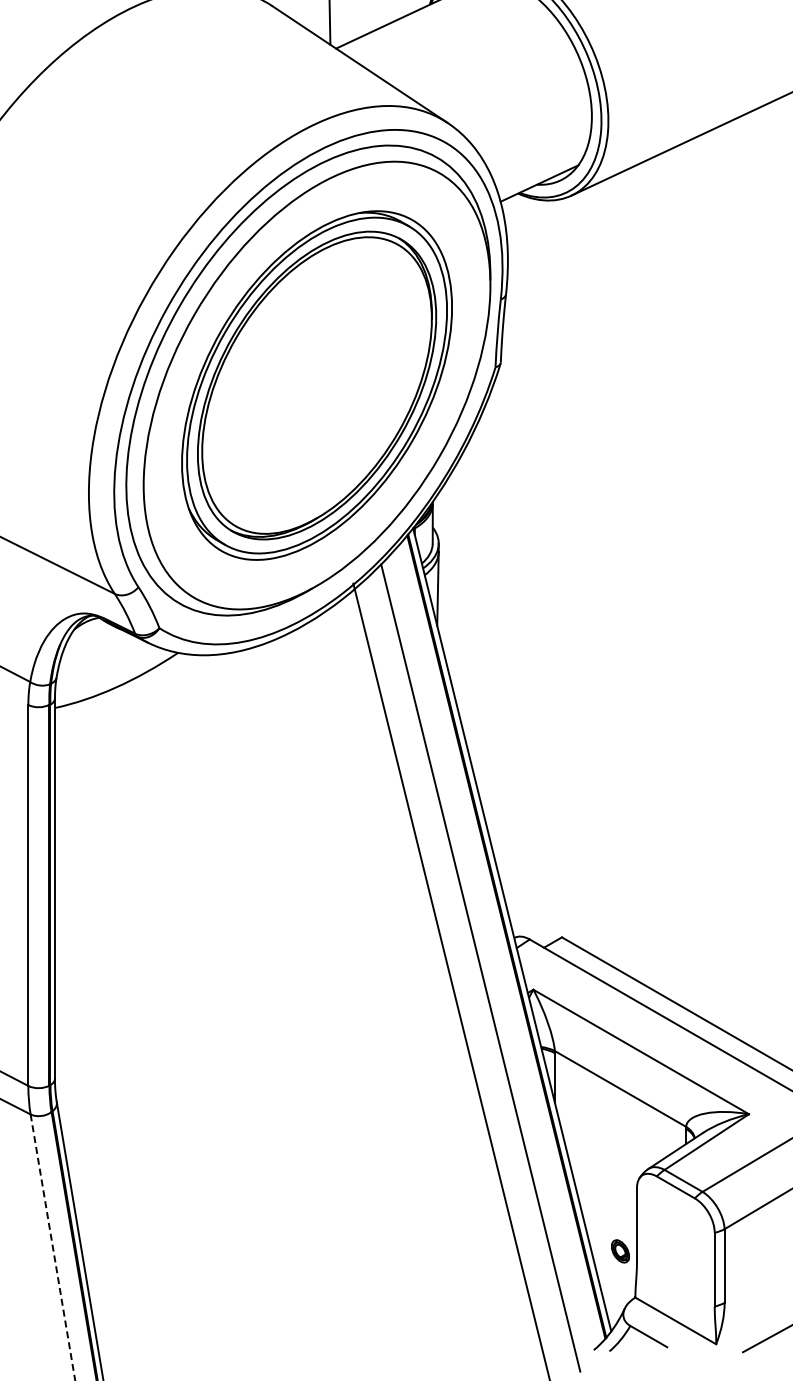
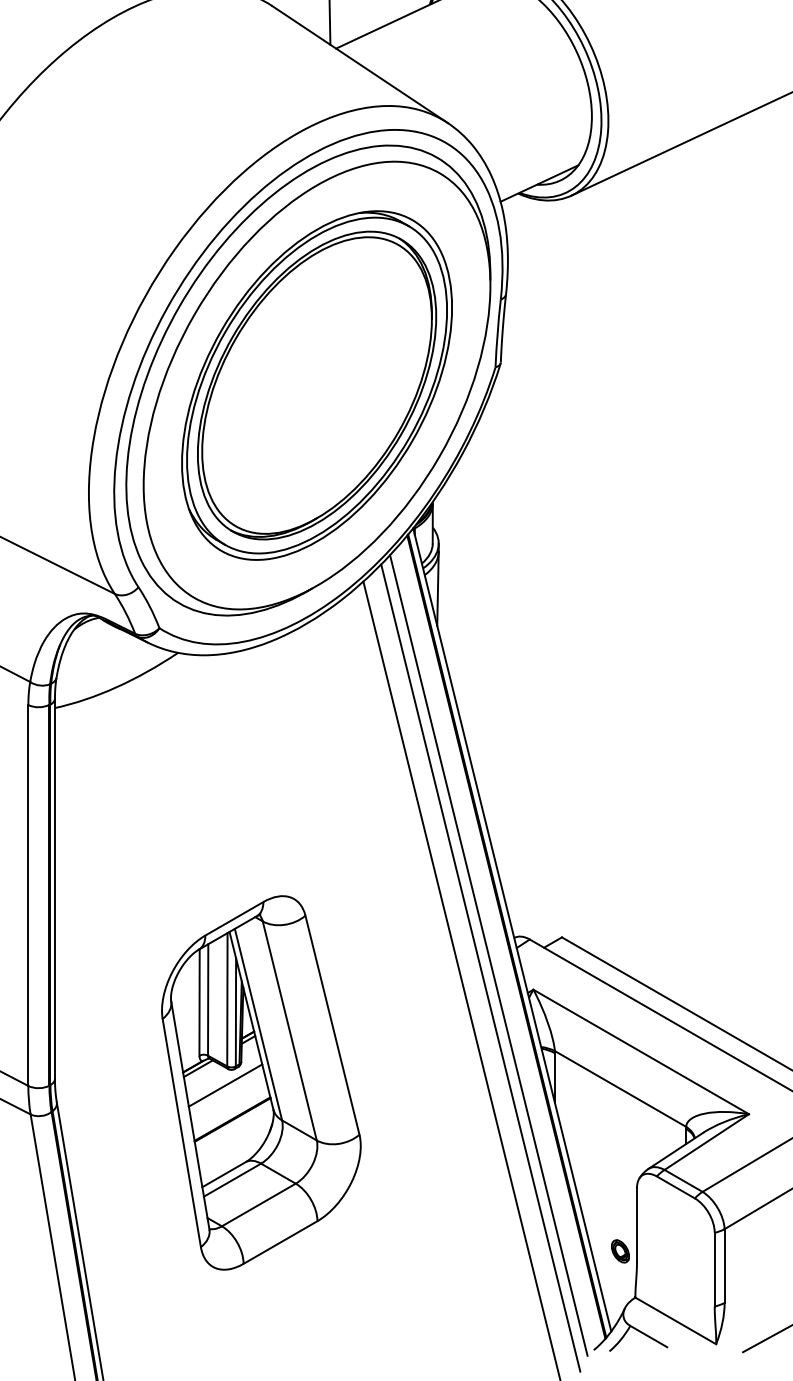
line: none -> present (488, 955)
line position: (451, 980) -> (461, 979) (461, 979)
part: none -> present (261, 1082)
line: dashed -> solid (52, 1247)
